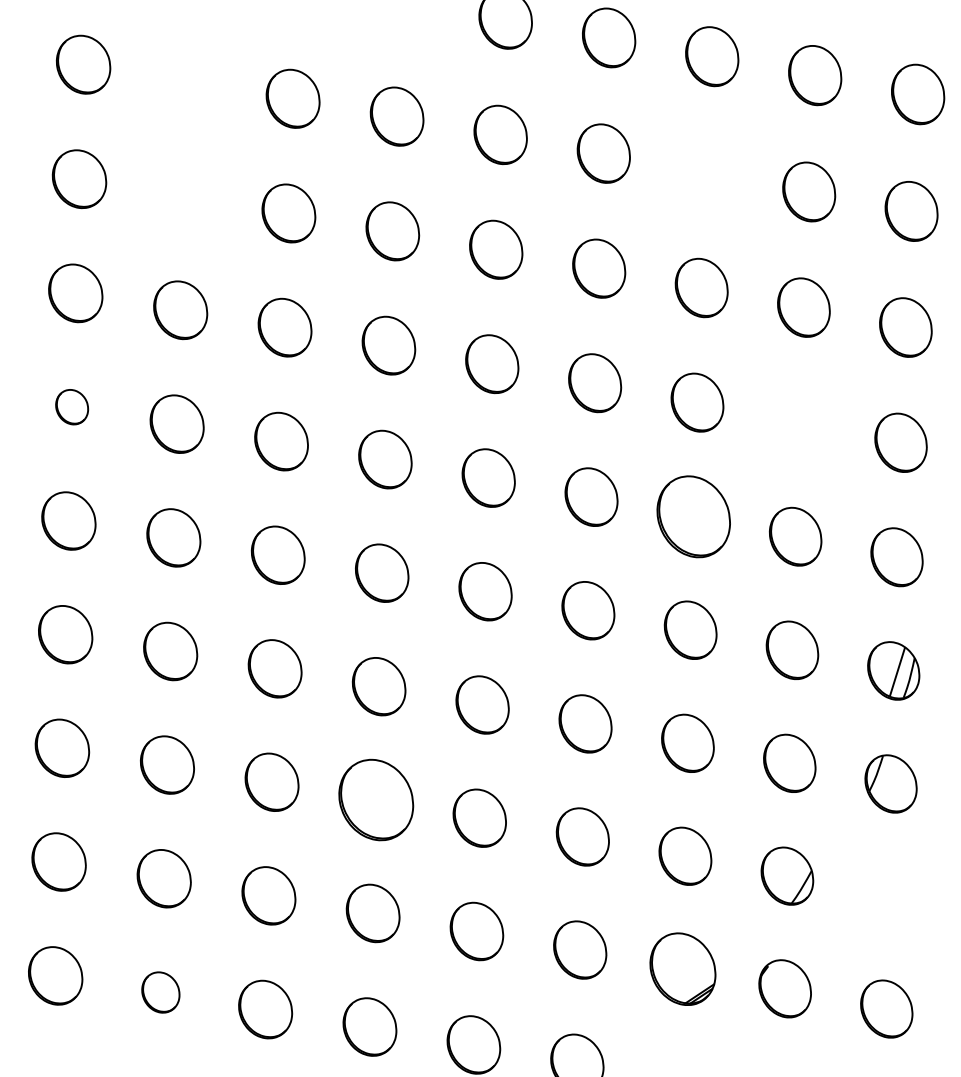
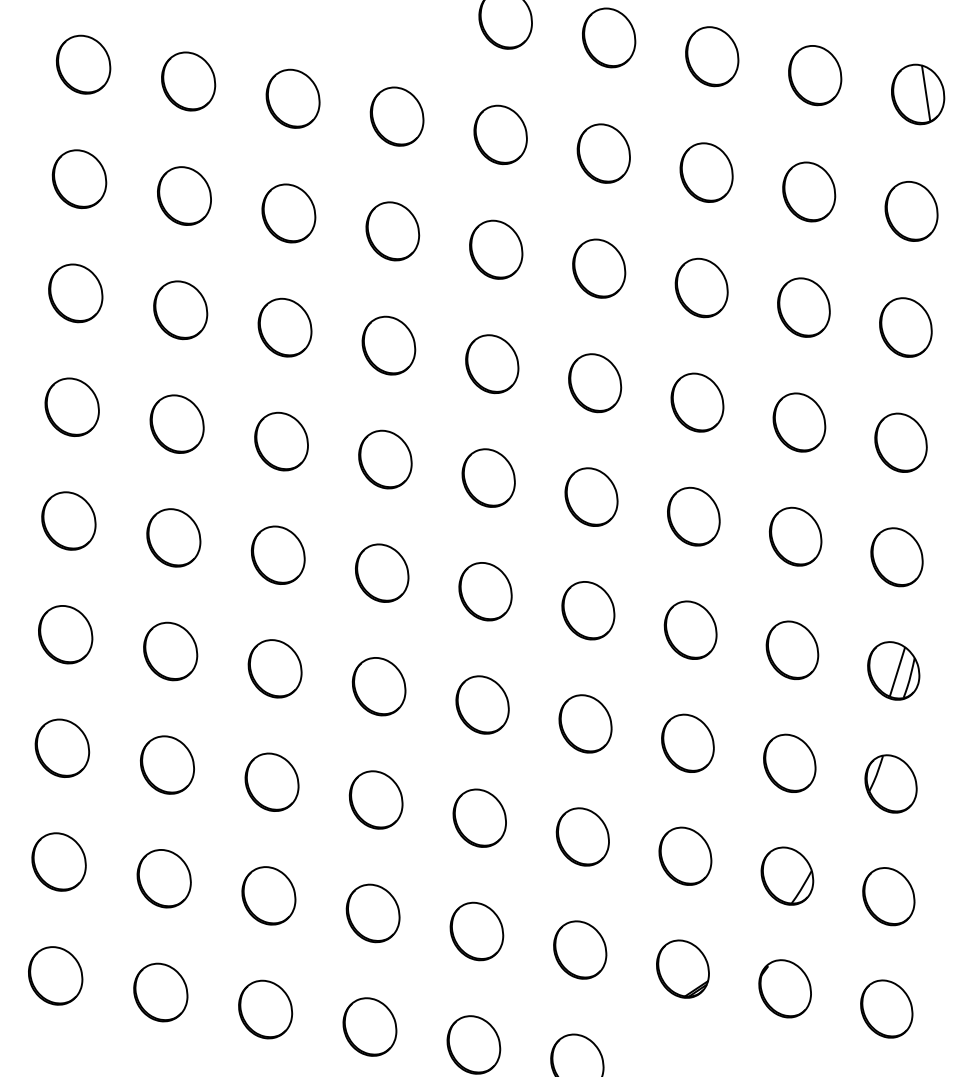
part: none -> present (188, 81)
line: none -> present (926, 93)
part: none -> present (706, 172)
part: none -> present (184, 195)
part size: 35x37 px -> 56x60 px (71, 406)
part: none -> present (799, 422)
part size: 75x84 px -> 54x61 px (693, 516)
part size: 77x84 px -> 56x60 px (375, 799)
part: none -> present (888, 896)
part size: 68x74 px -> 54x60 px (682, 968)
part size: 40x43 px -> 56x61 px (160, 992)
